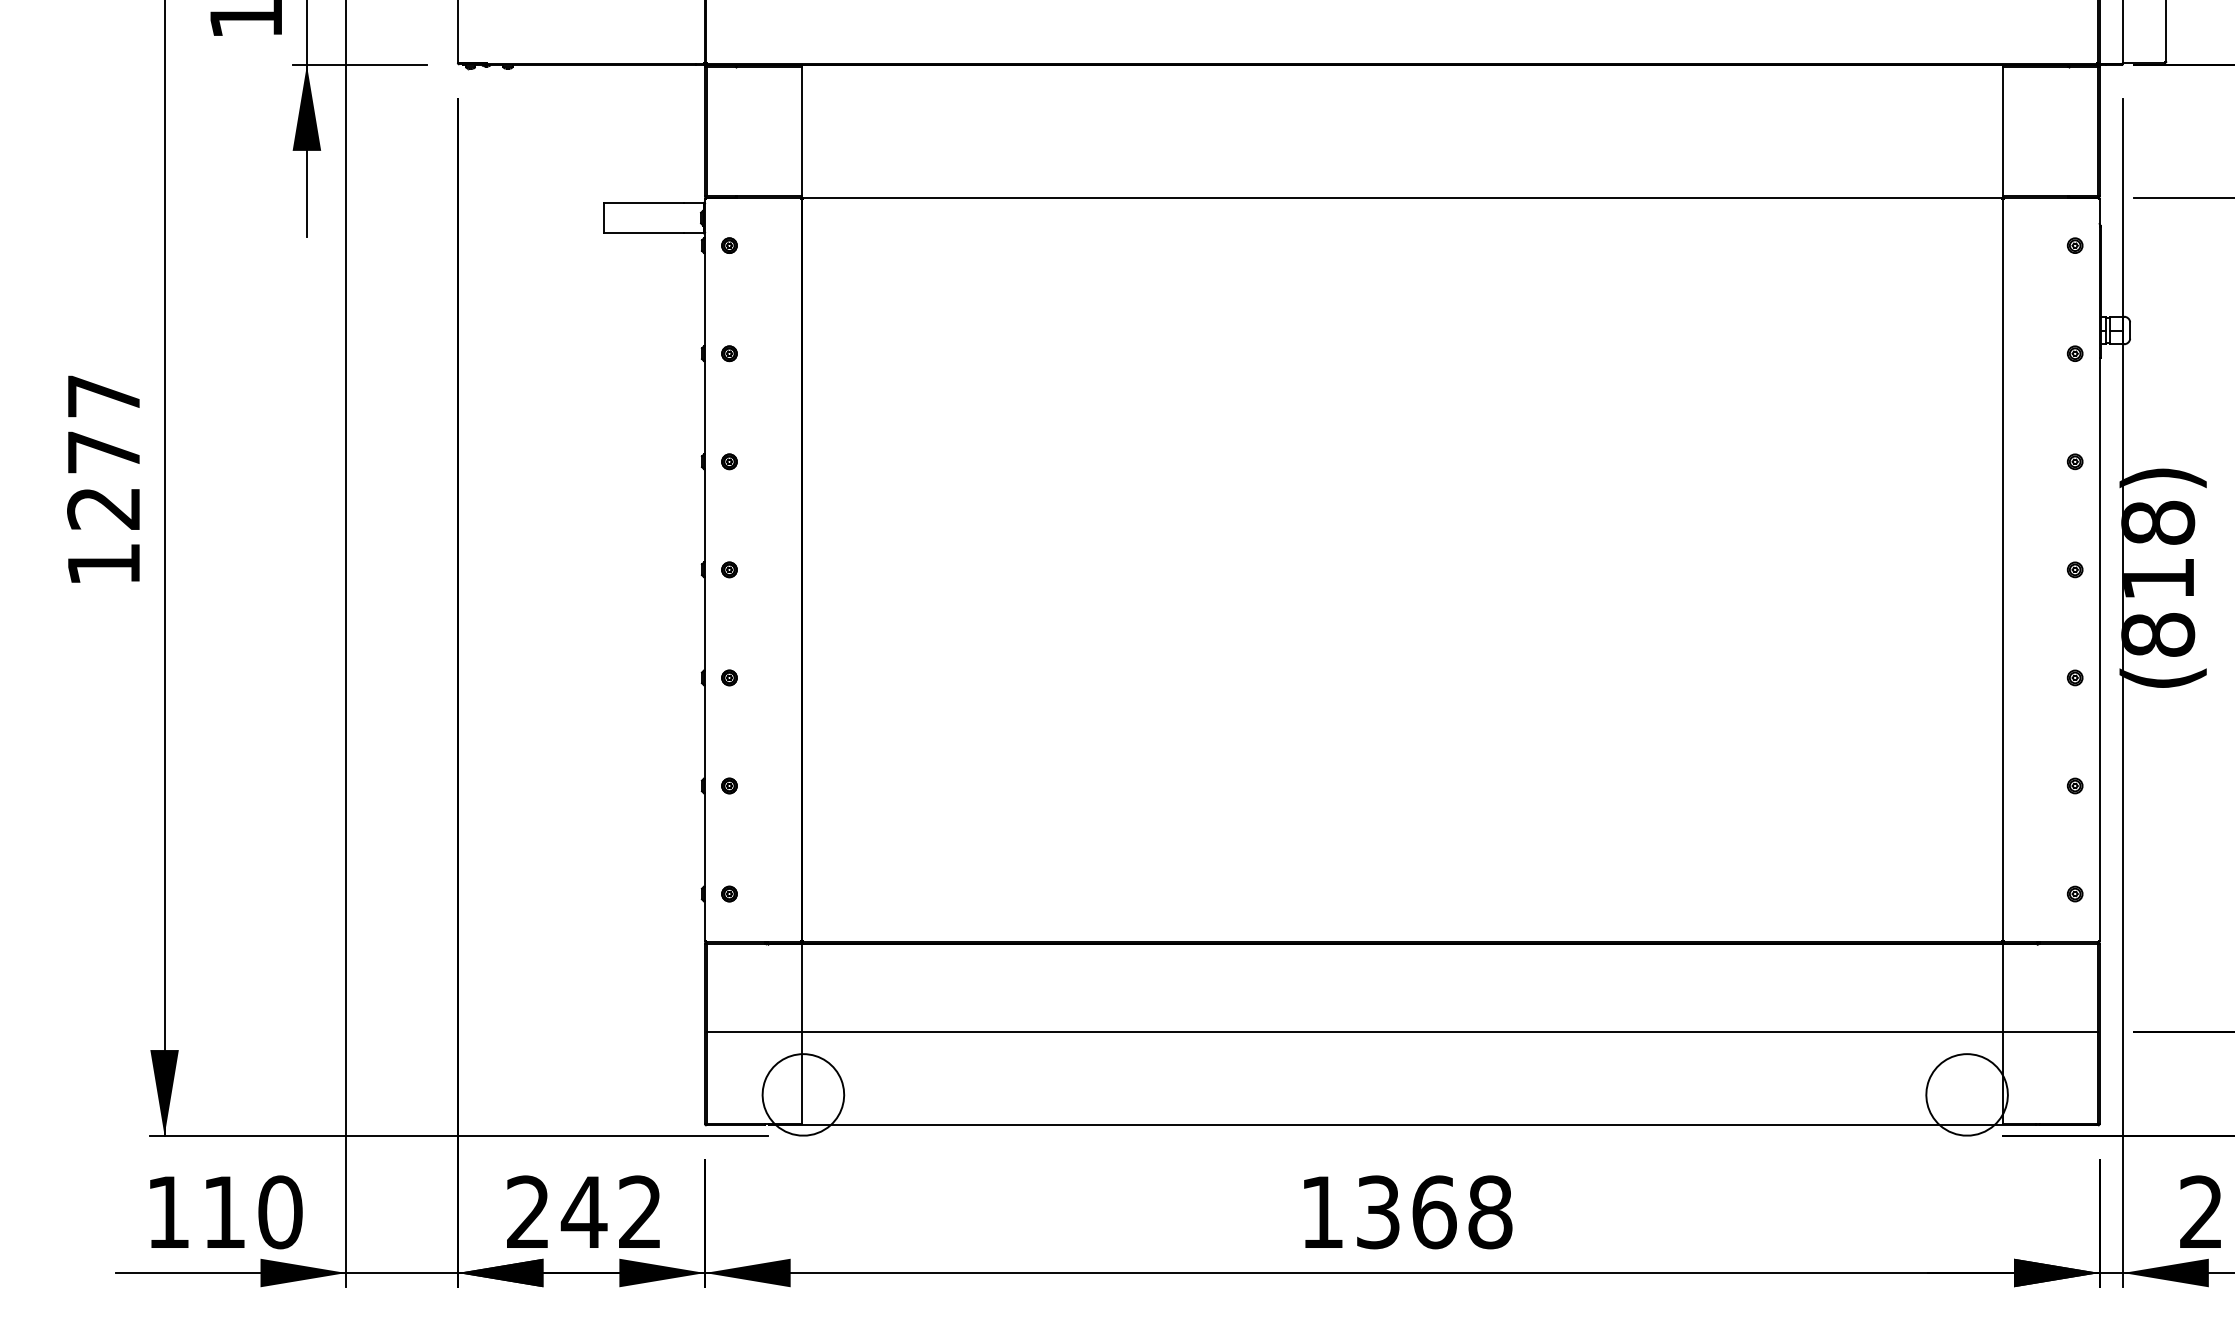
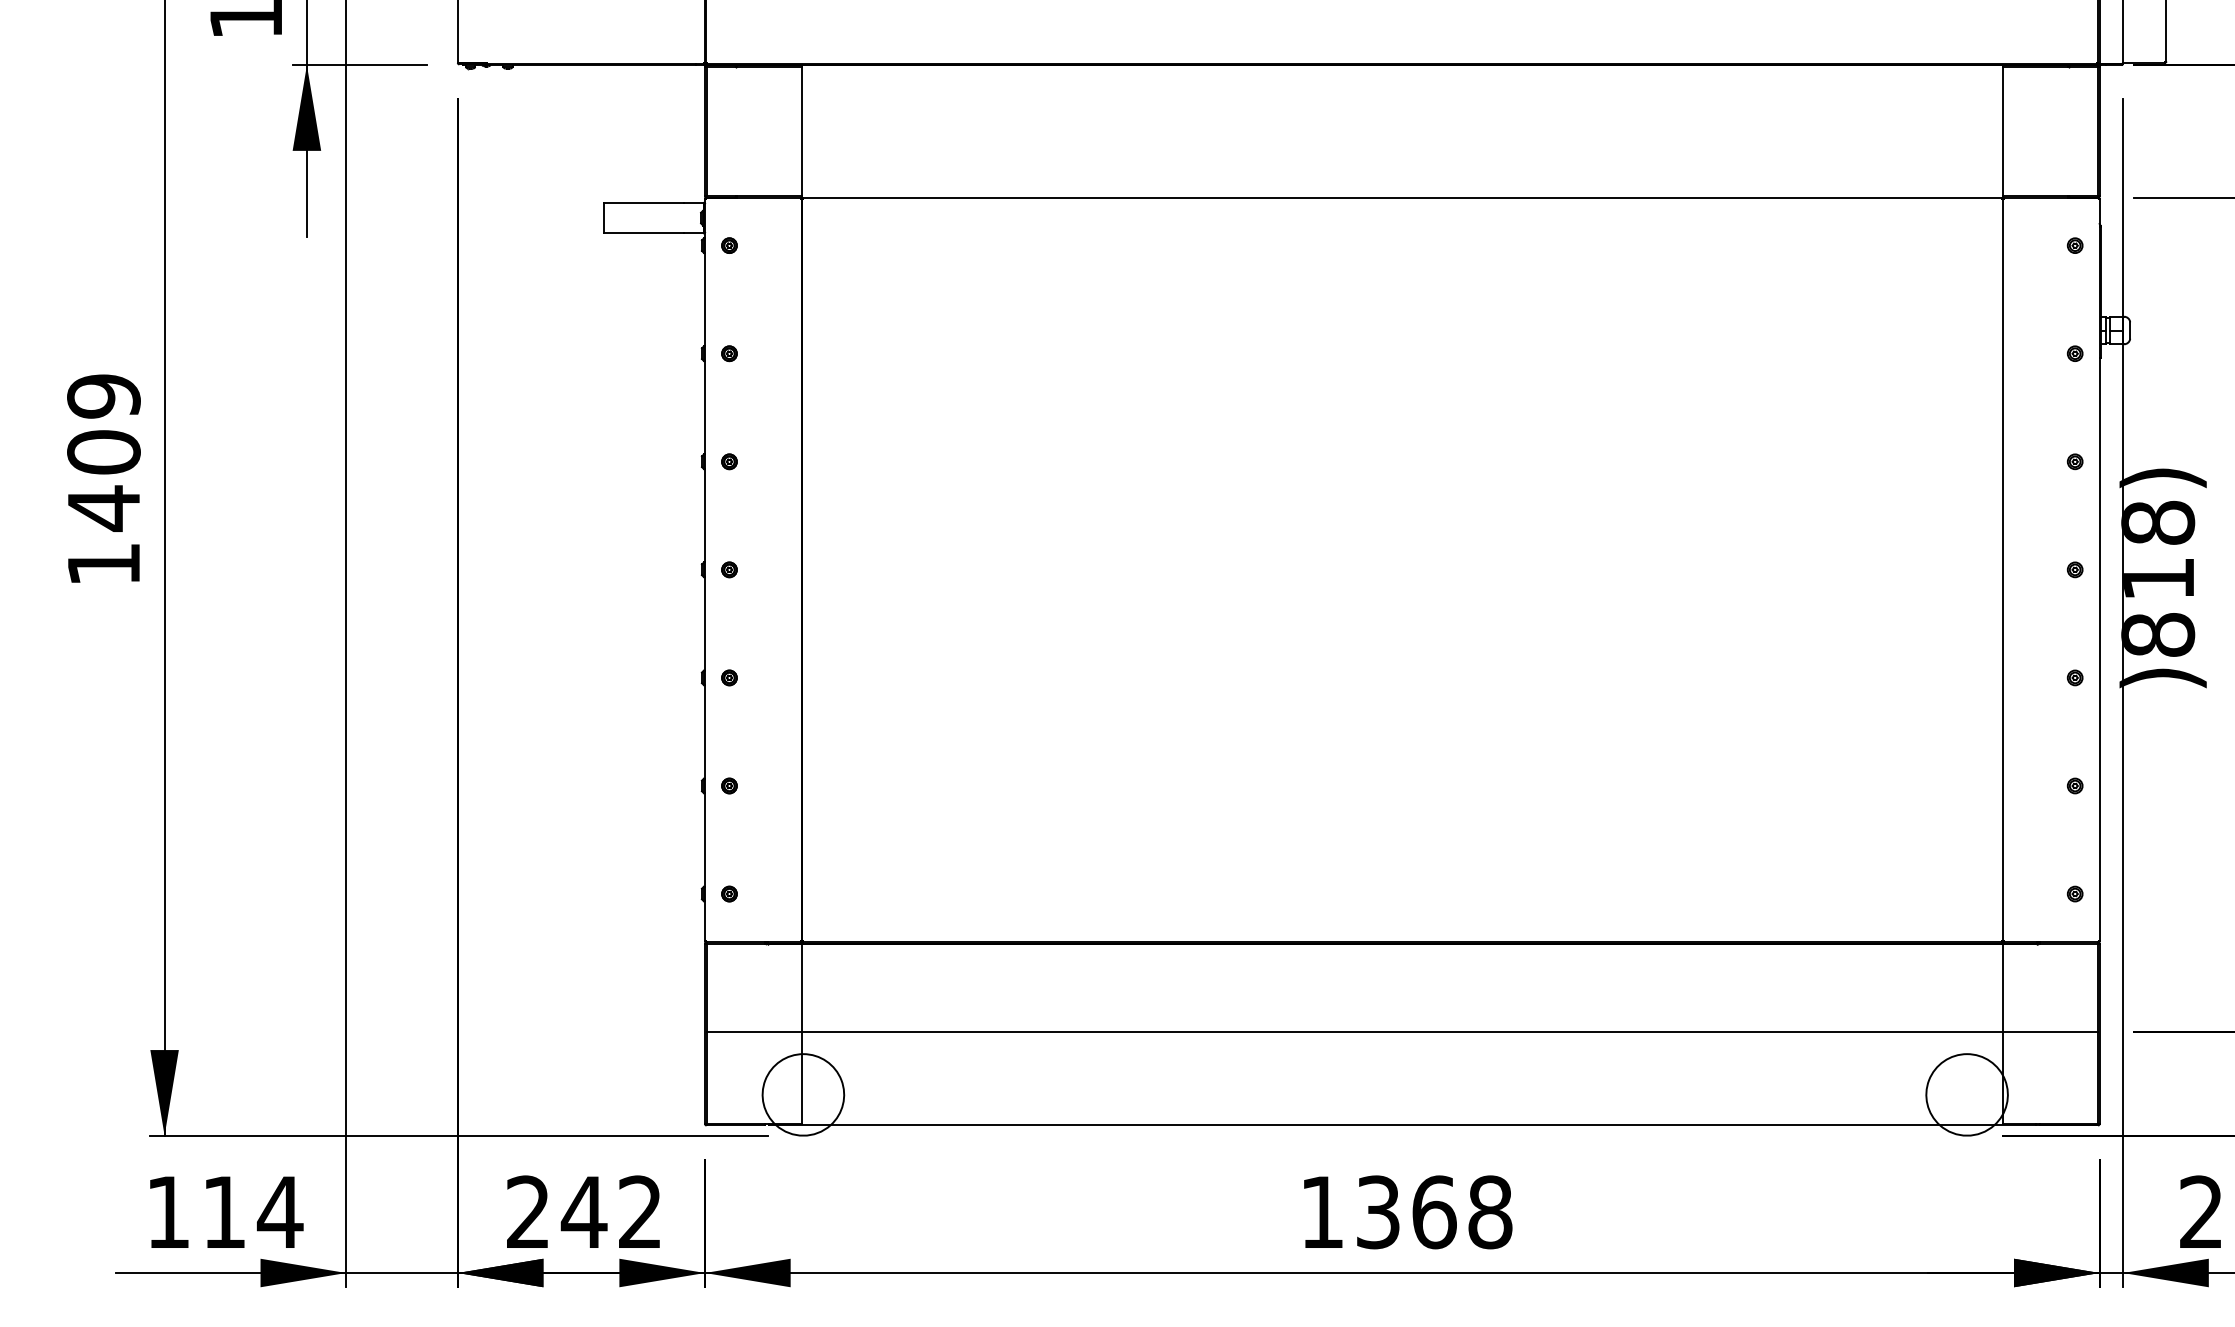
text: 1277 -> 1409 (103, 452)
text: ( -> ) (2162, 678)
text: 110 -> 114 (279, 1212)
